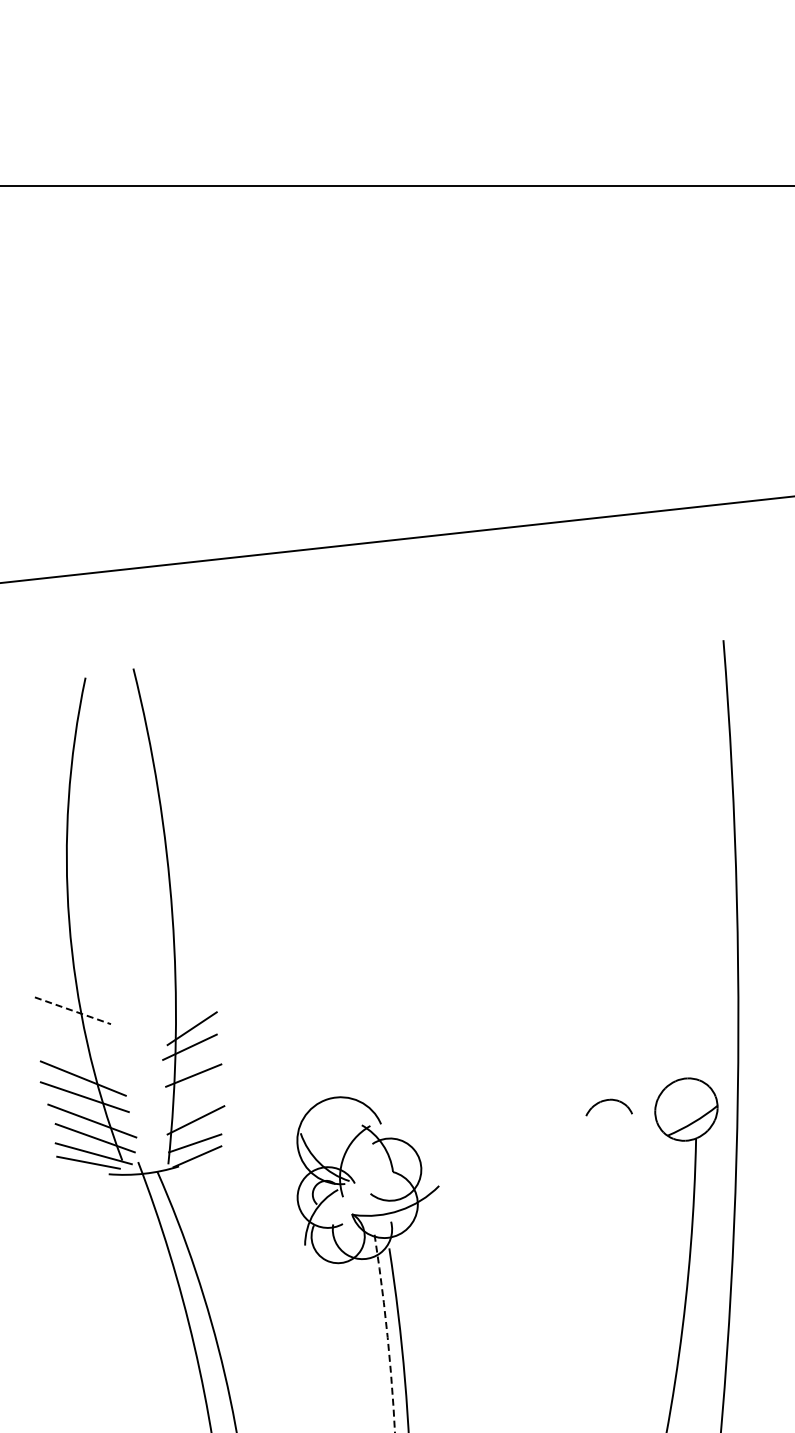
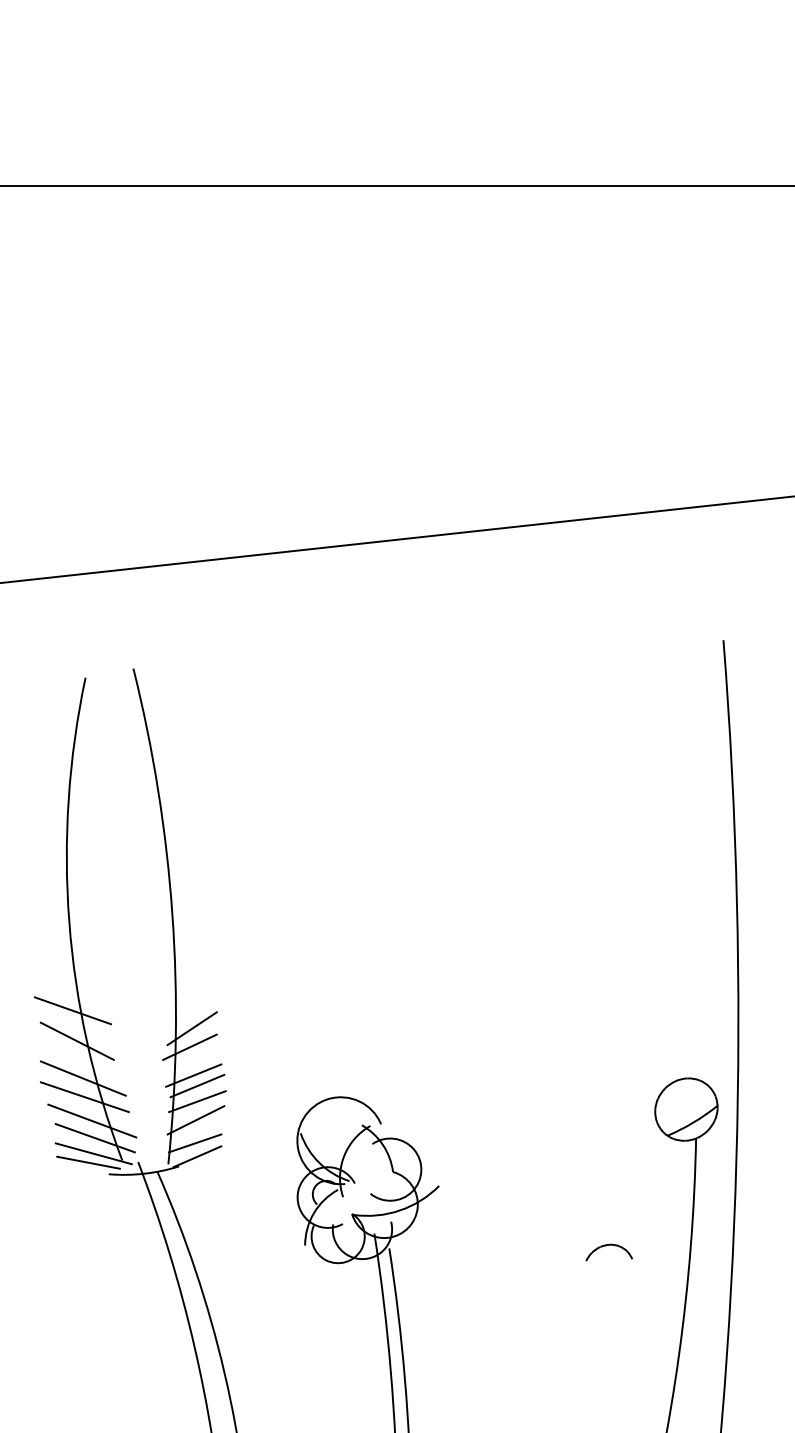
line: dashed -> solid (73, 1010)
line: none -> present (76, 1040)
line: none -> present (197, 1085)
line: none -> present (197, 1101)
part position: (606, 1101) -> (606, 1246) (606, 1246)
arc: dashed -> solid (386, 1332)
